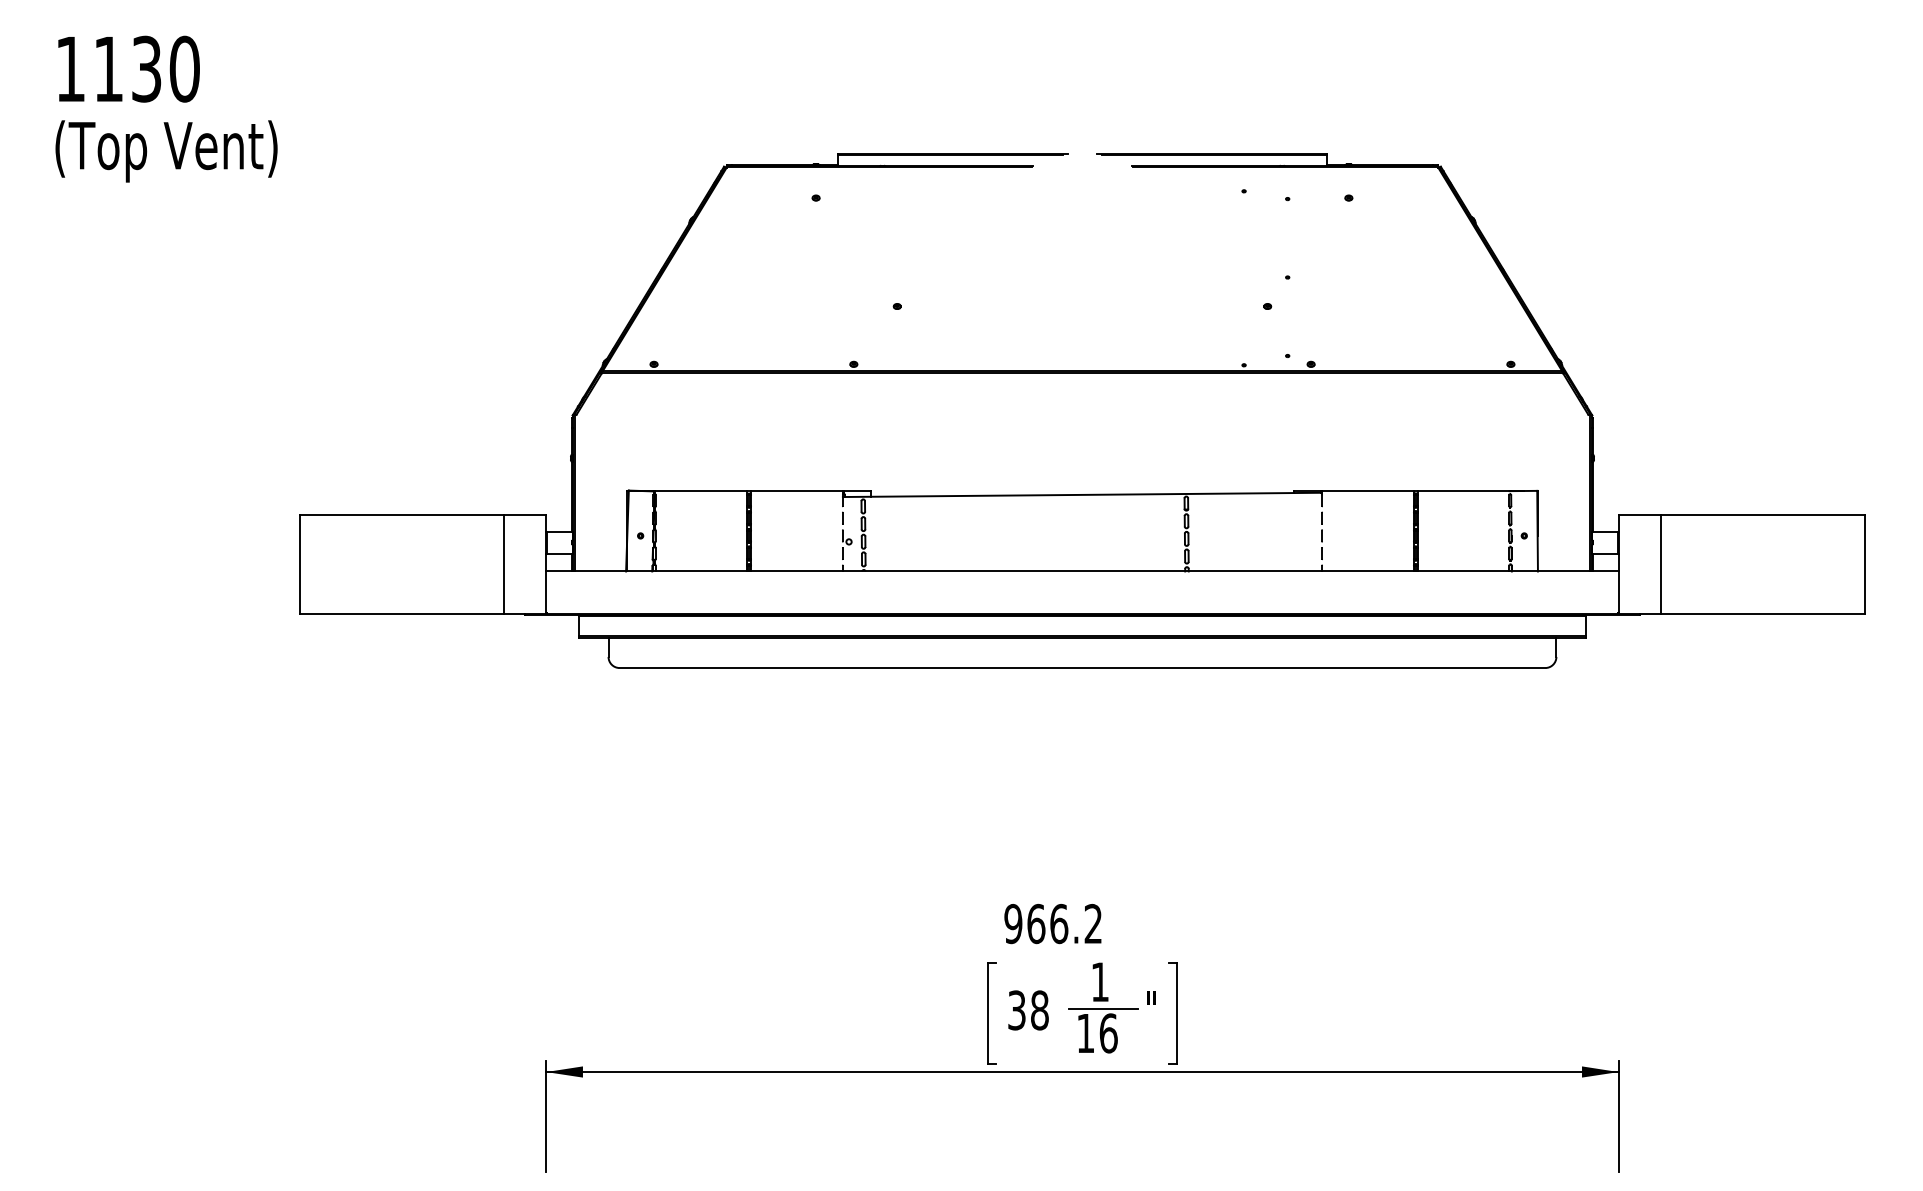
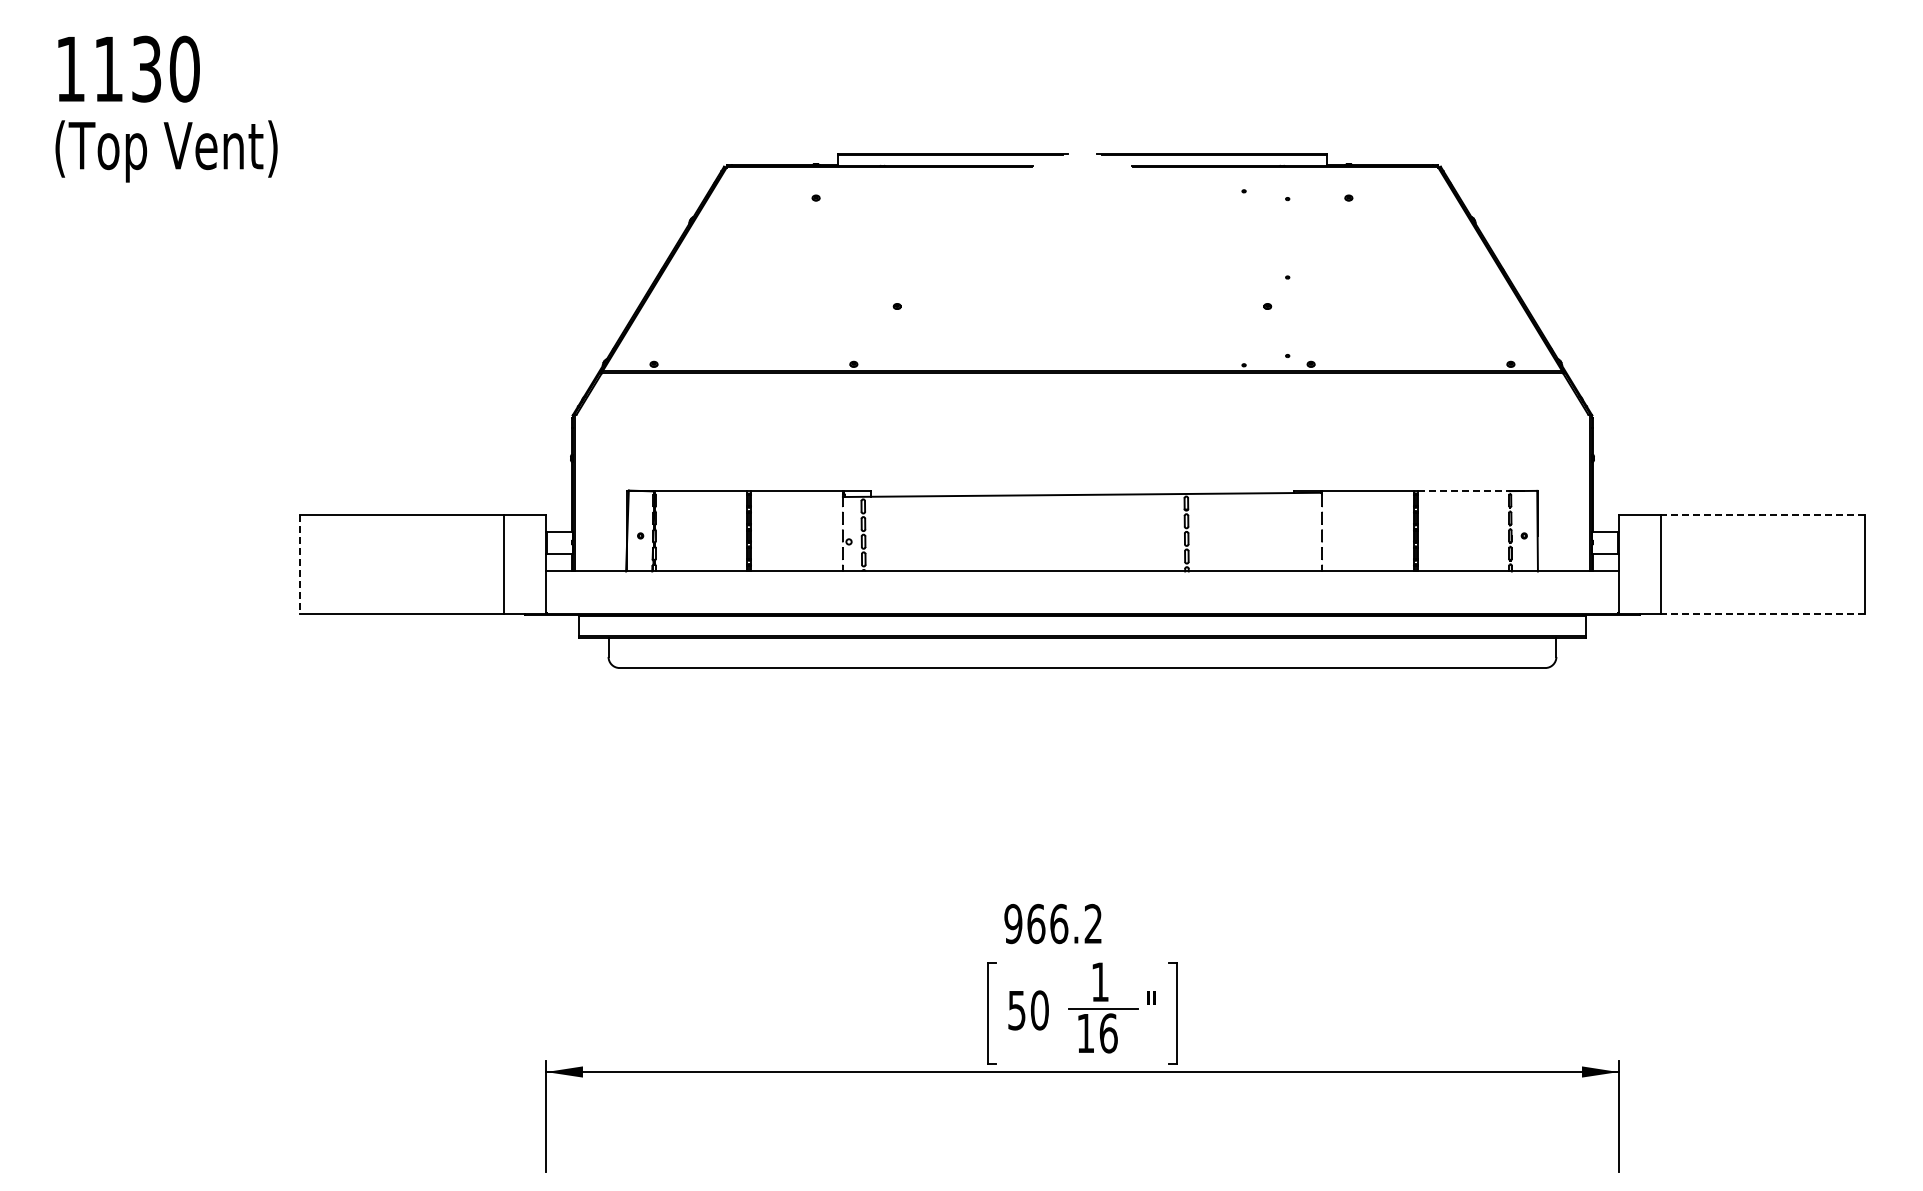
line: solid -> dashed (1464, 491)
line: solid -> dashed (1762, 514)
line: solid -> dashed (299, 564)
line: solid -> dashed (1762, 613)
text: 38 -> 50 (1028, 1010)
